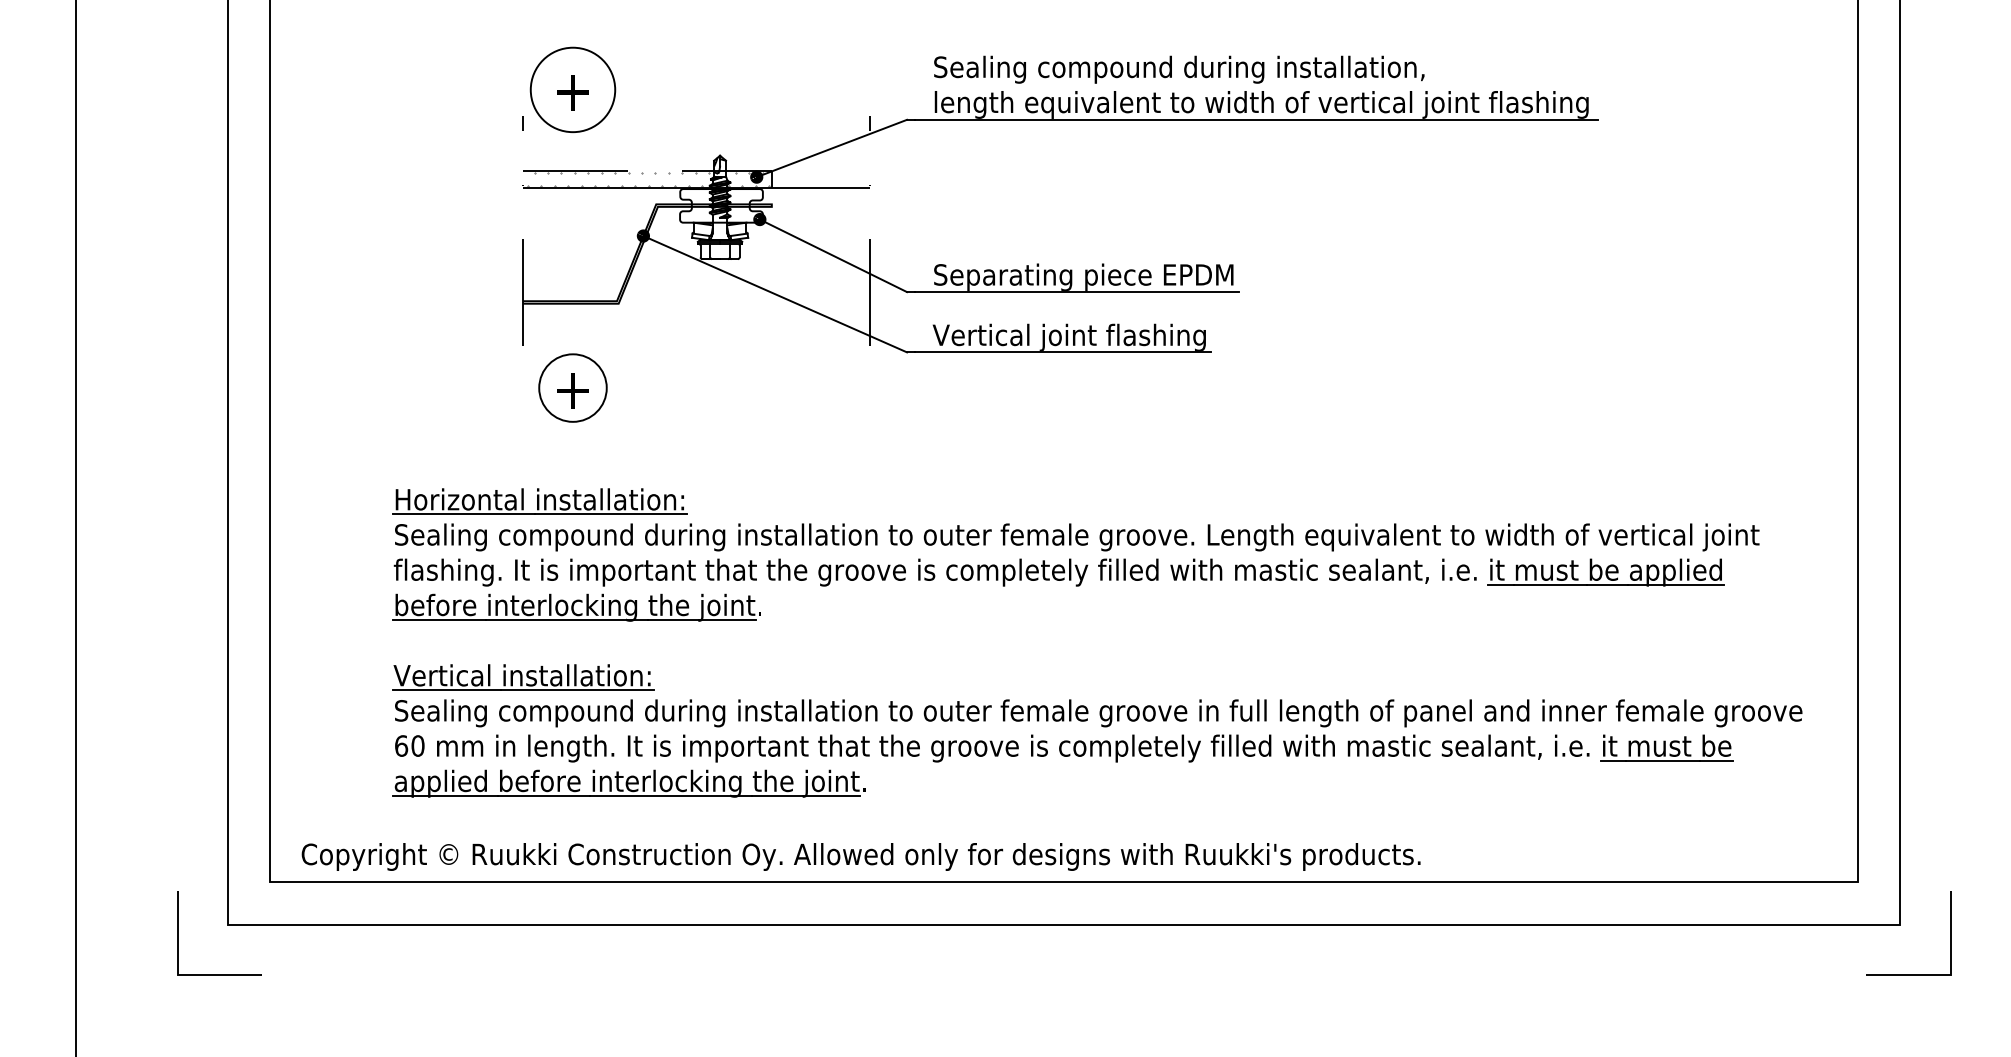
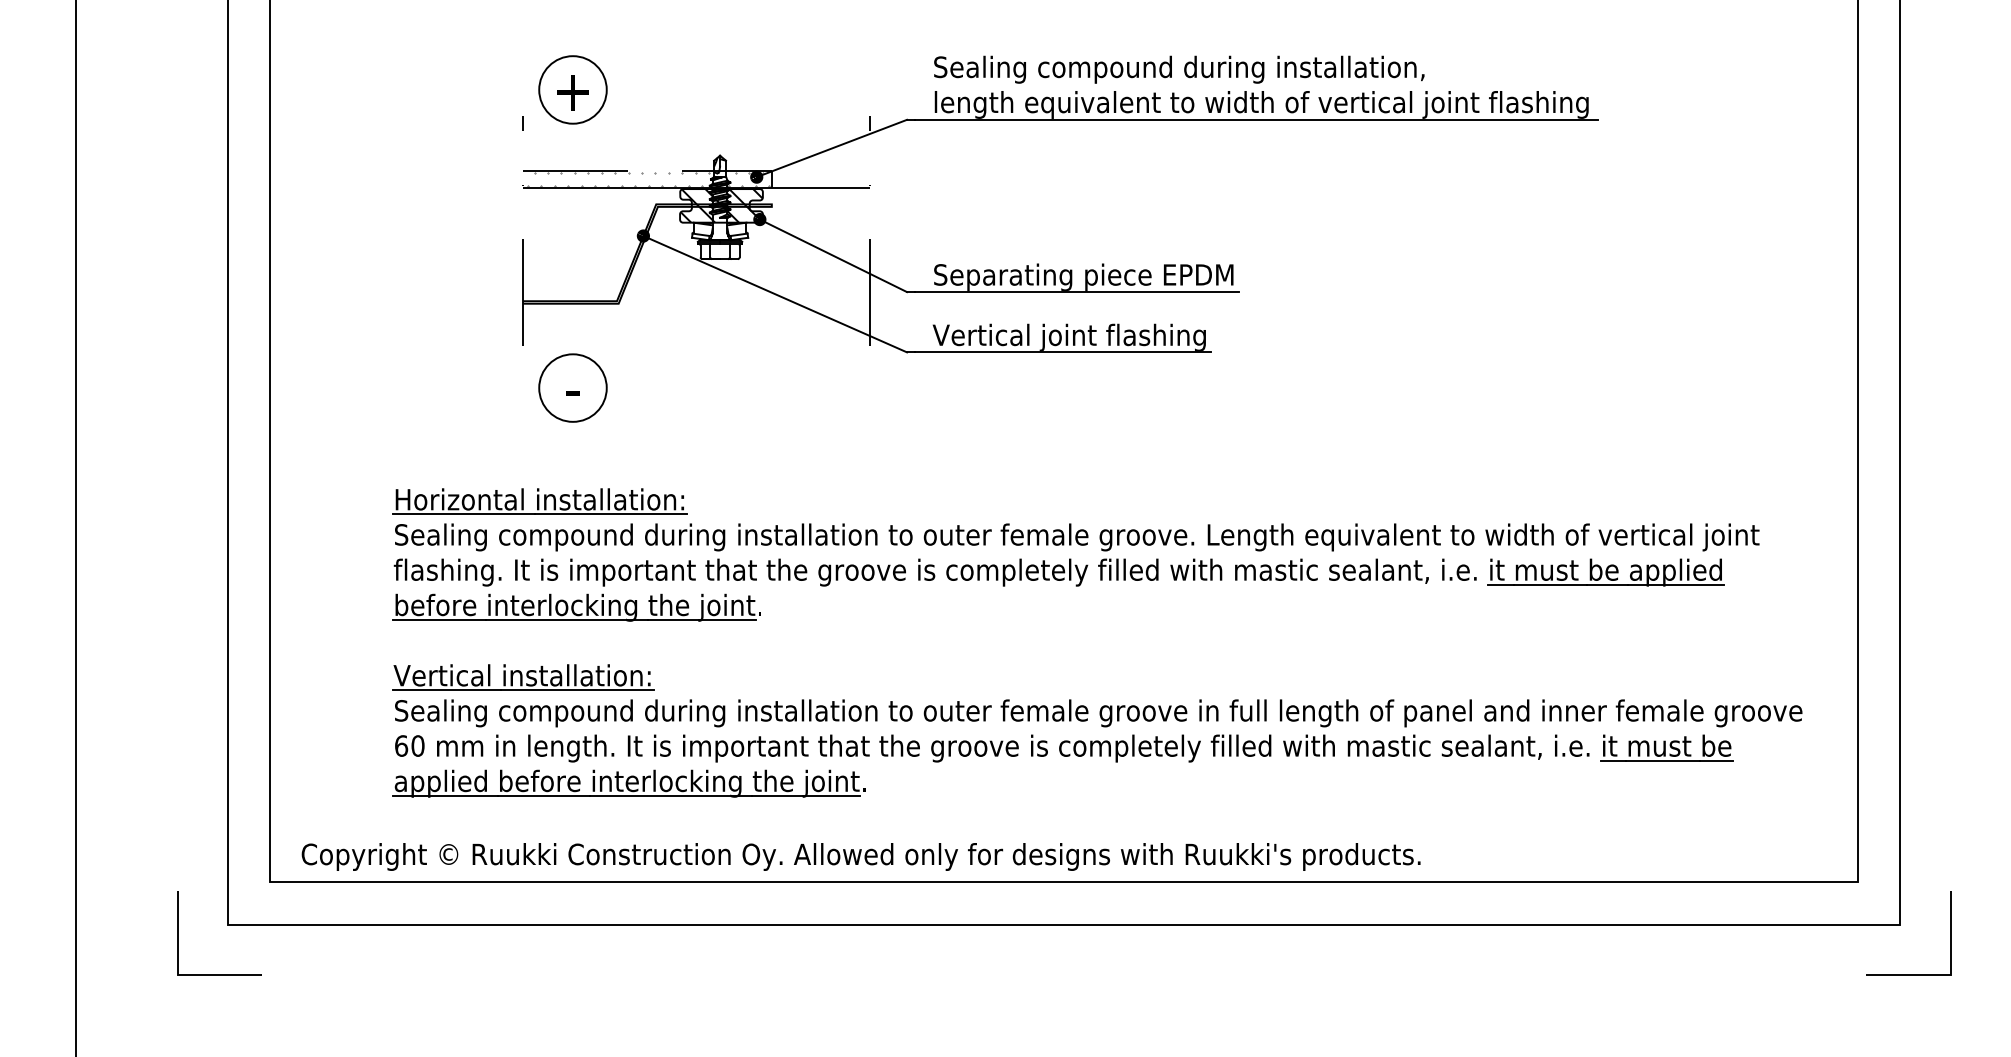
circle diameter: 84 px -> 68 px (572, 89)
hatch: none -> present (721, 205)
text: + -> - (572, 390)
